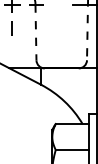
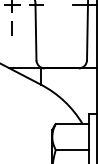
line: dashed -> solid (87, 30)
line: dashed -> solid (35, 32)
